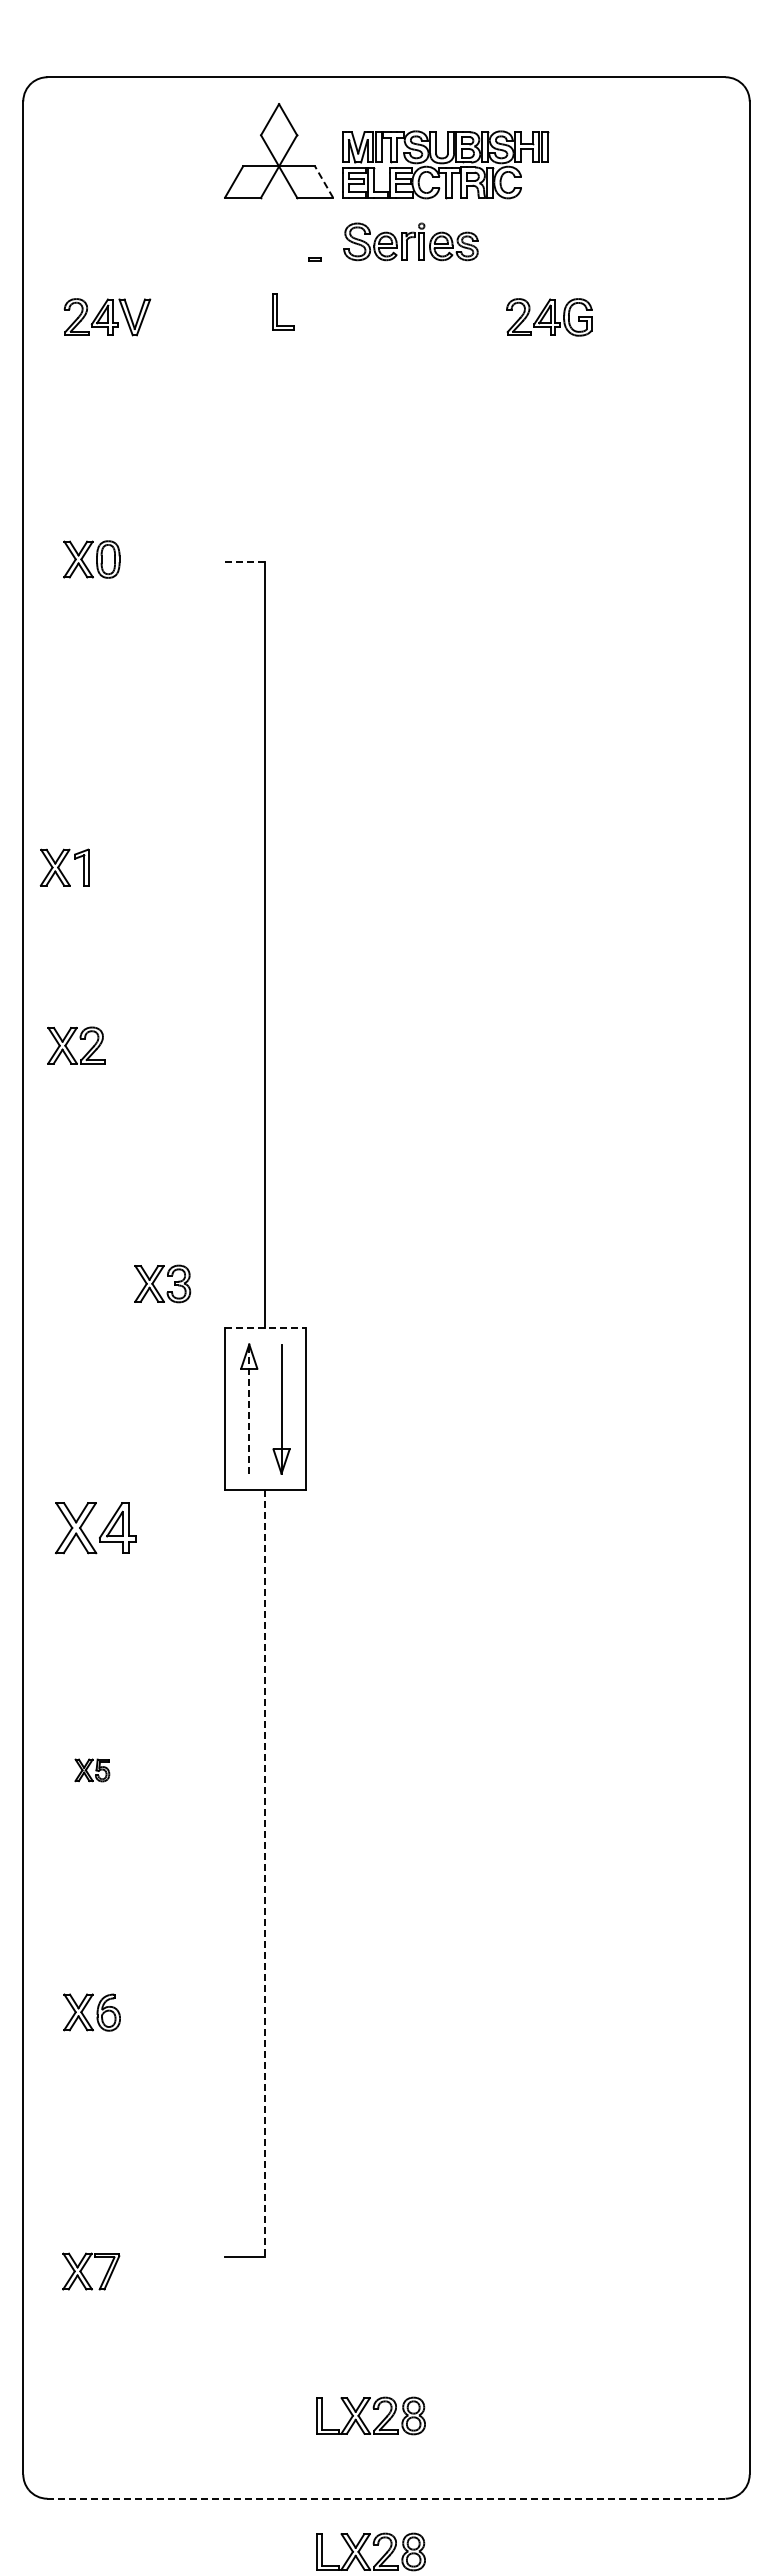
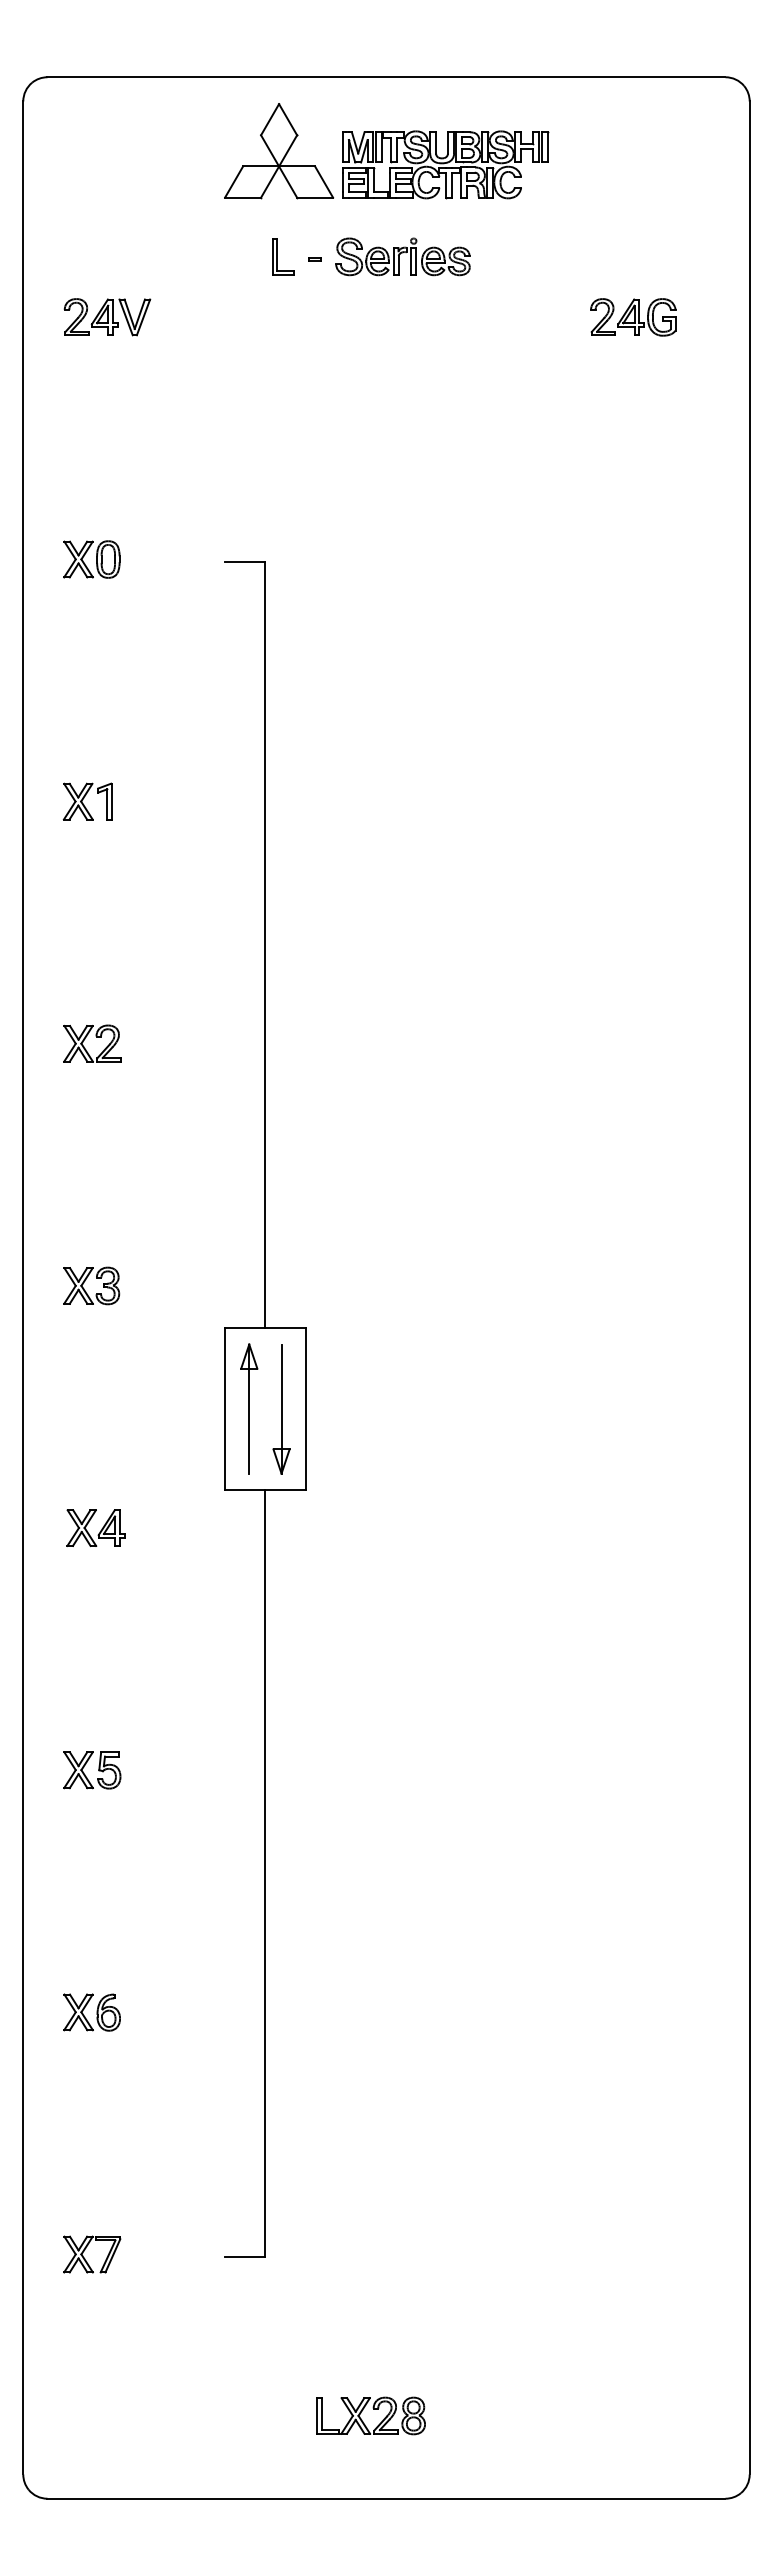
line: dashed -> solid (323, 181)
part position: (410, 241) -> (402, 256) (402, 256)
part position: (283, 311) -> (283, 256) (283, 256)
part position: (549, 317) -> (633, 317) (633, 317)
line: dashed -> solid (245, 561)
part position: (64, 867) -> (87, 801) (87, 801)
part position: (80, 1039) -> (96, 1037) (96, 1037)
part position: (156, 1279) -> (85, 1281) (85, 1281)
line: dashed -> solid (265, 1328)
line: dashed -> solid (249, 1409)
part size: 82x53 px -> 60x38 px (95, 1527)
part size: 37x25 px -> 59x39 px (92, 1770)
line: dashed -> solid (265, 1873)
part position: (84, 2275) -> (85, 2258) (85, 2258)
line: dashed -> solid (385, 2498)
part: present -> none (373, 2545)
